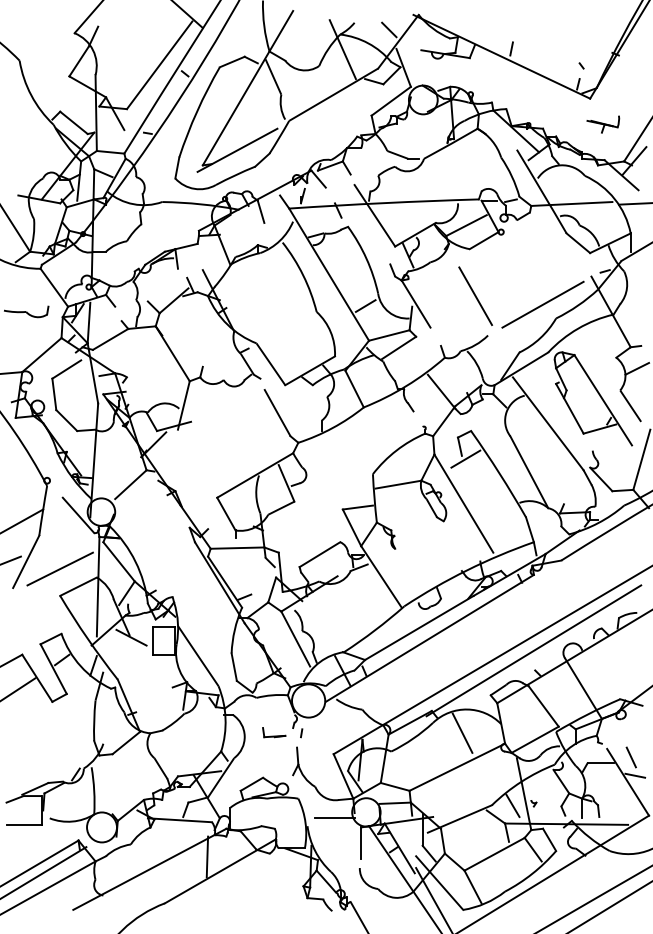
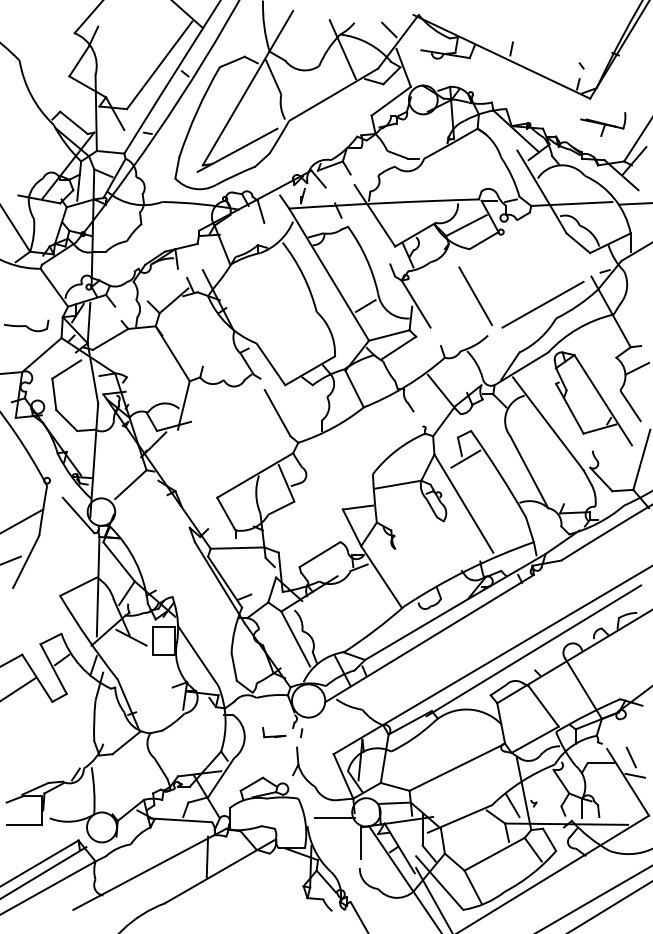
part size: 35x19 px -> 47x25 px (603, 124)
part position: (26, 311) -> (26, 325) (26, 325)
line: present -> none (59, 568)
line: present -> none (462, 732)
